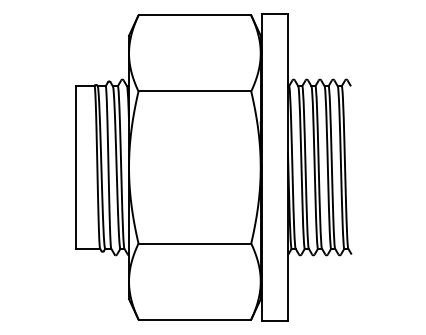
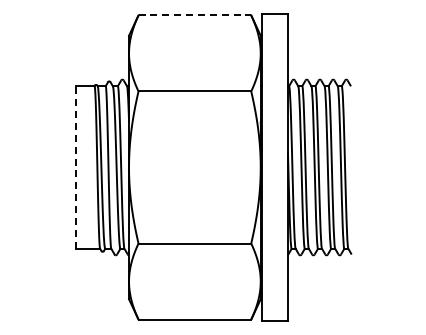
line: solid -> dashed (195, 15)
line: solid -> dashed (76, 167)
